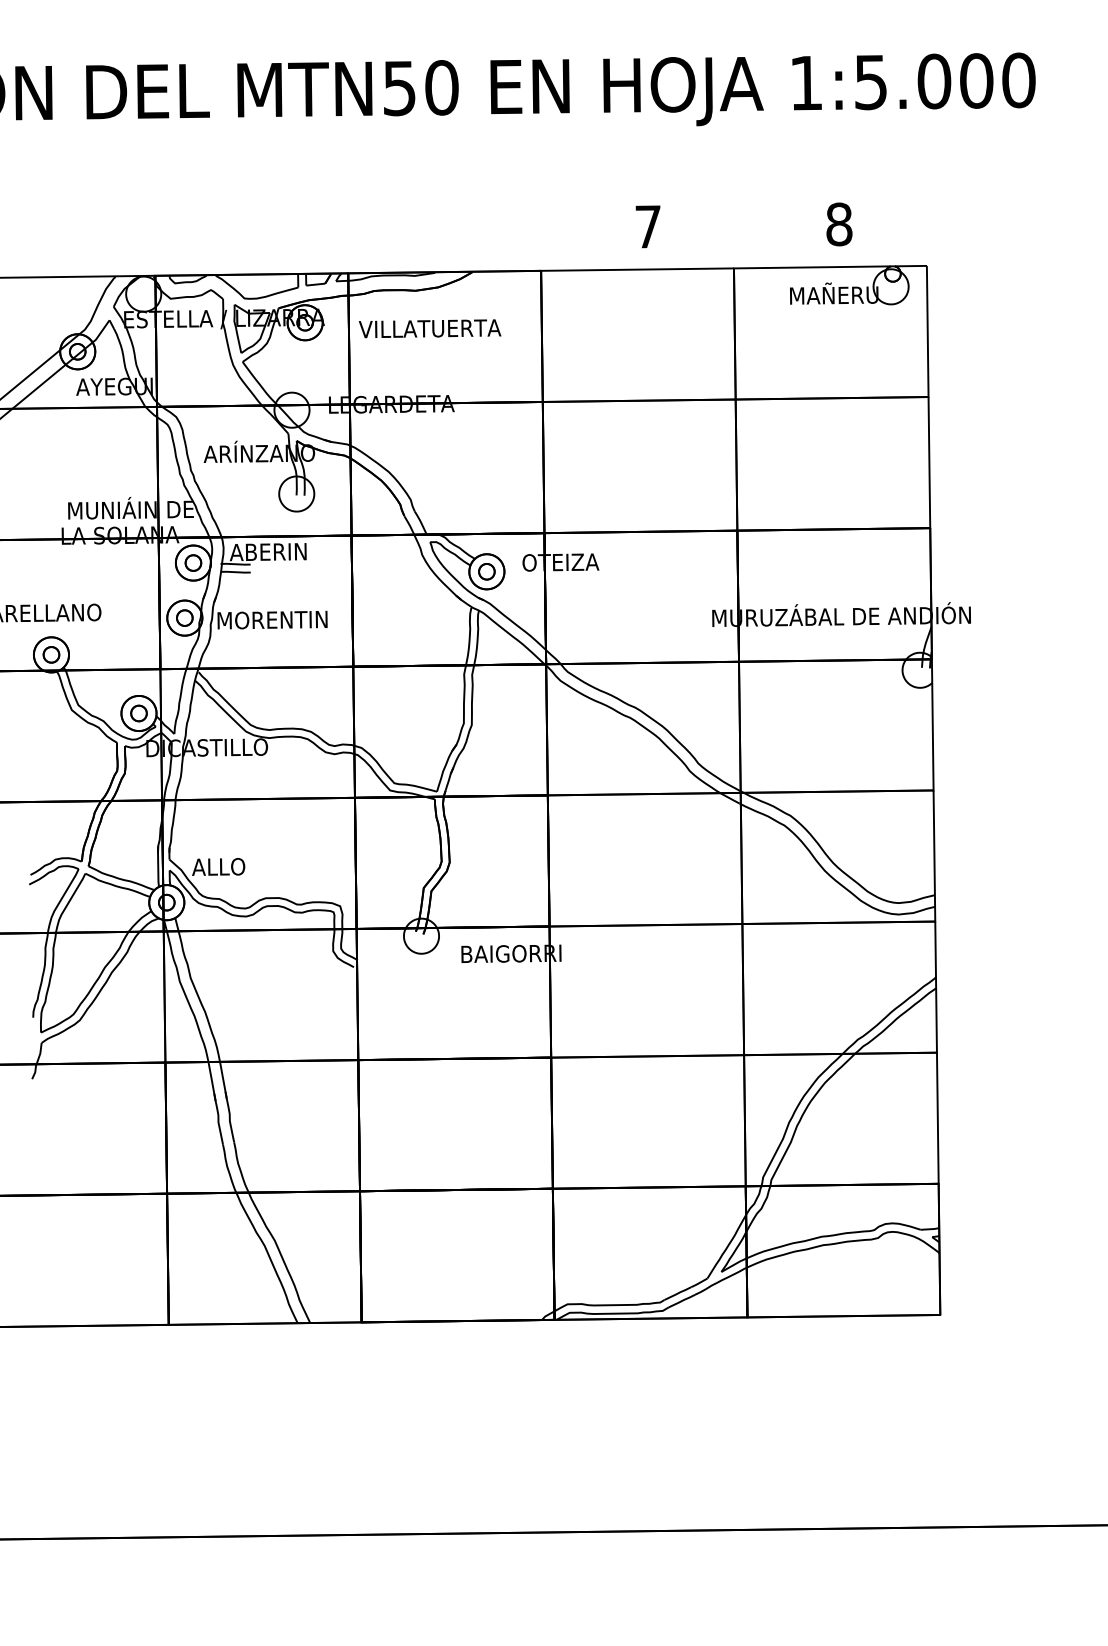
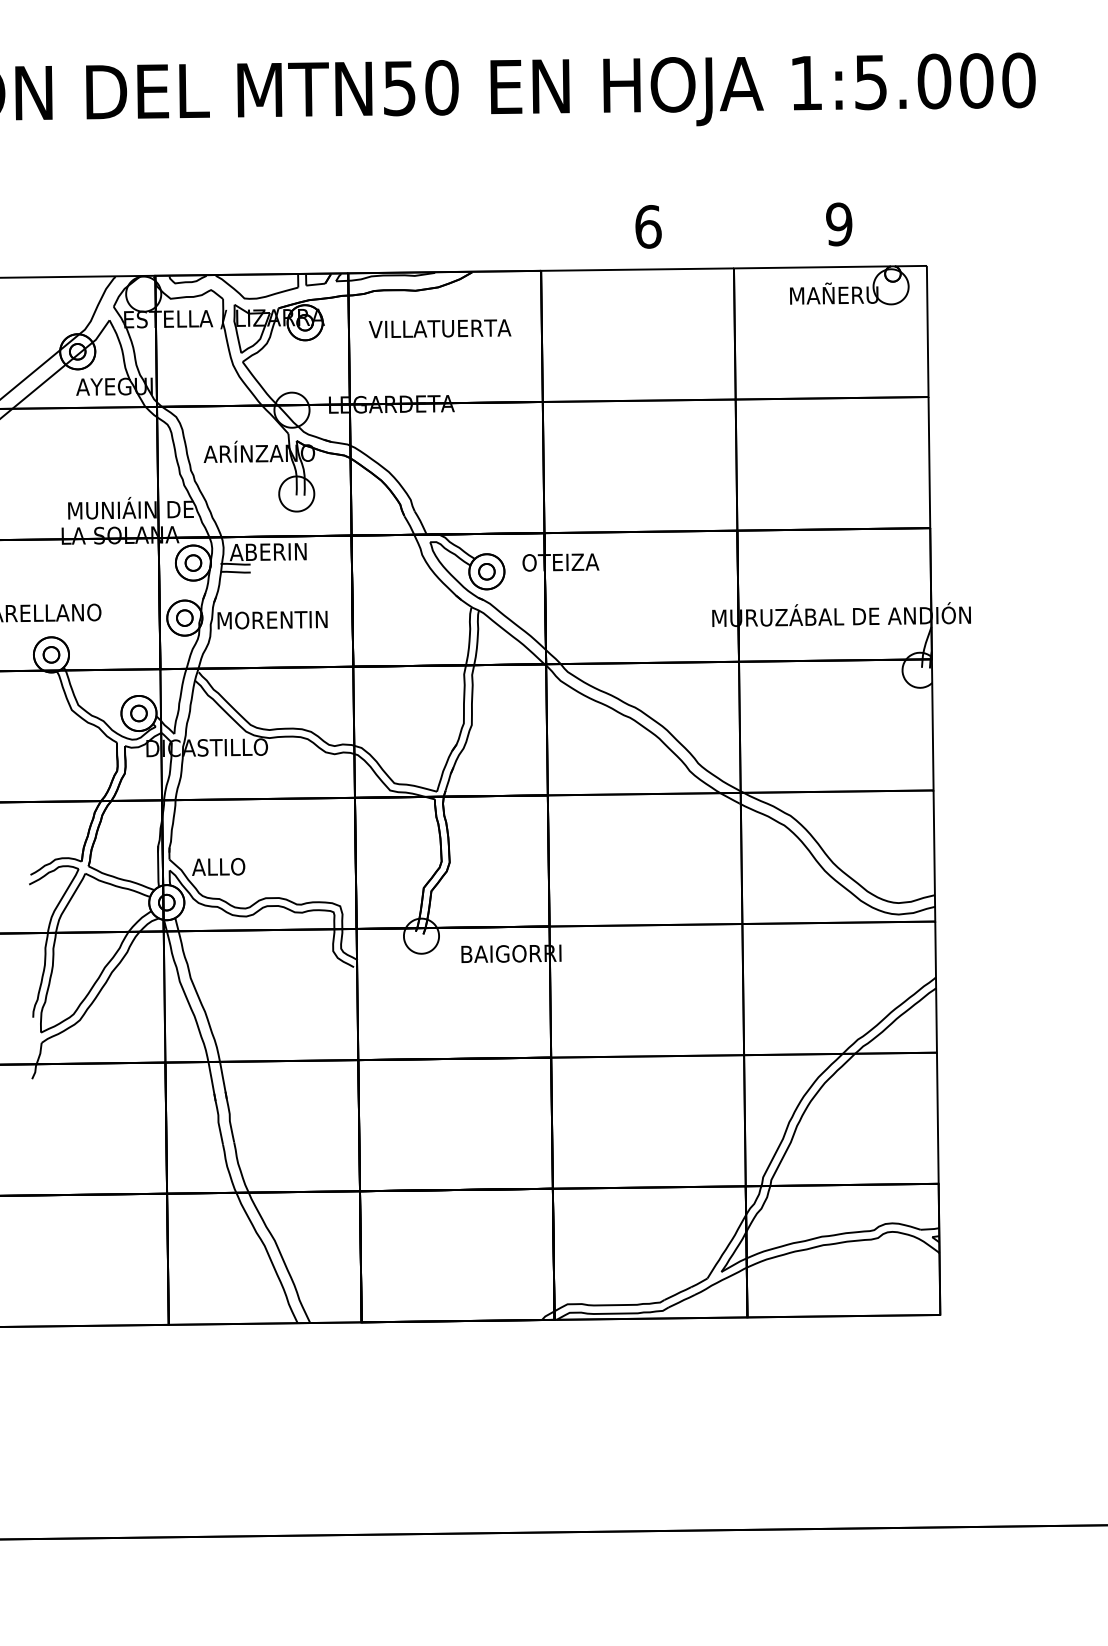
text: 8 -> 9 (839, 224)
text: 7 -> 6 (648, 226)
text position: (429, 328) -> (439, 328) (439, 328)
